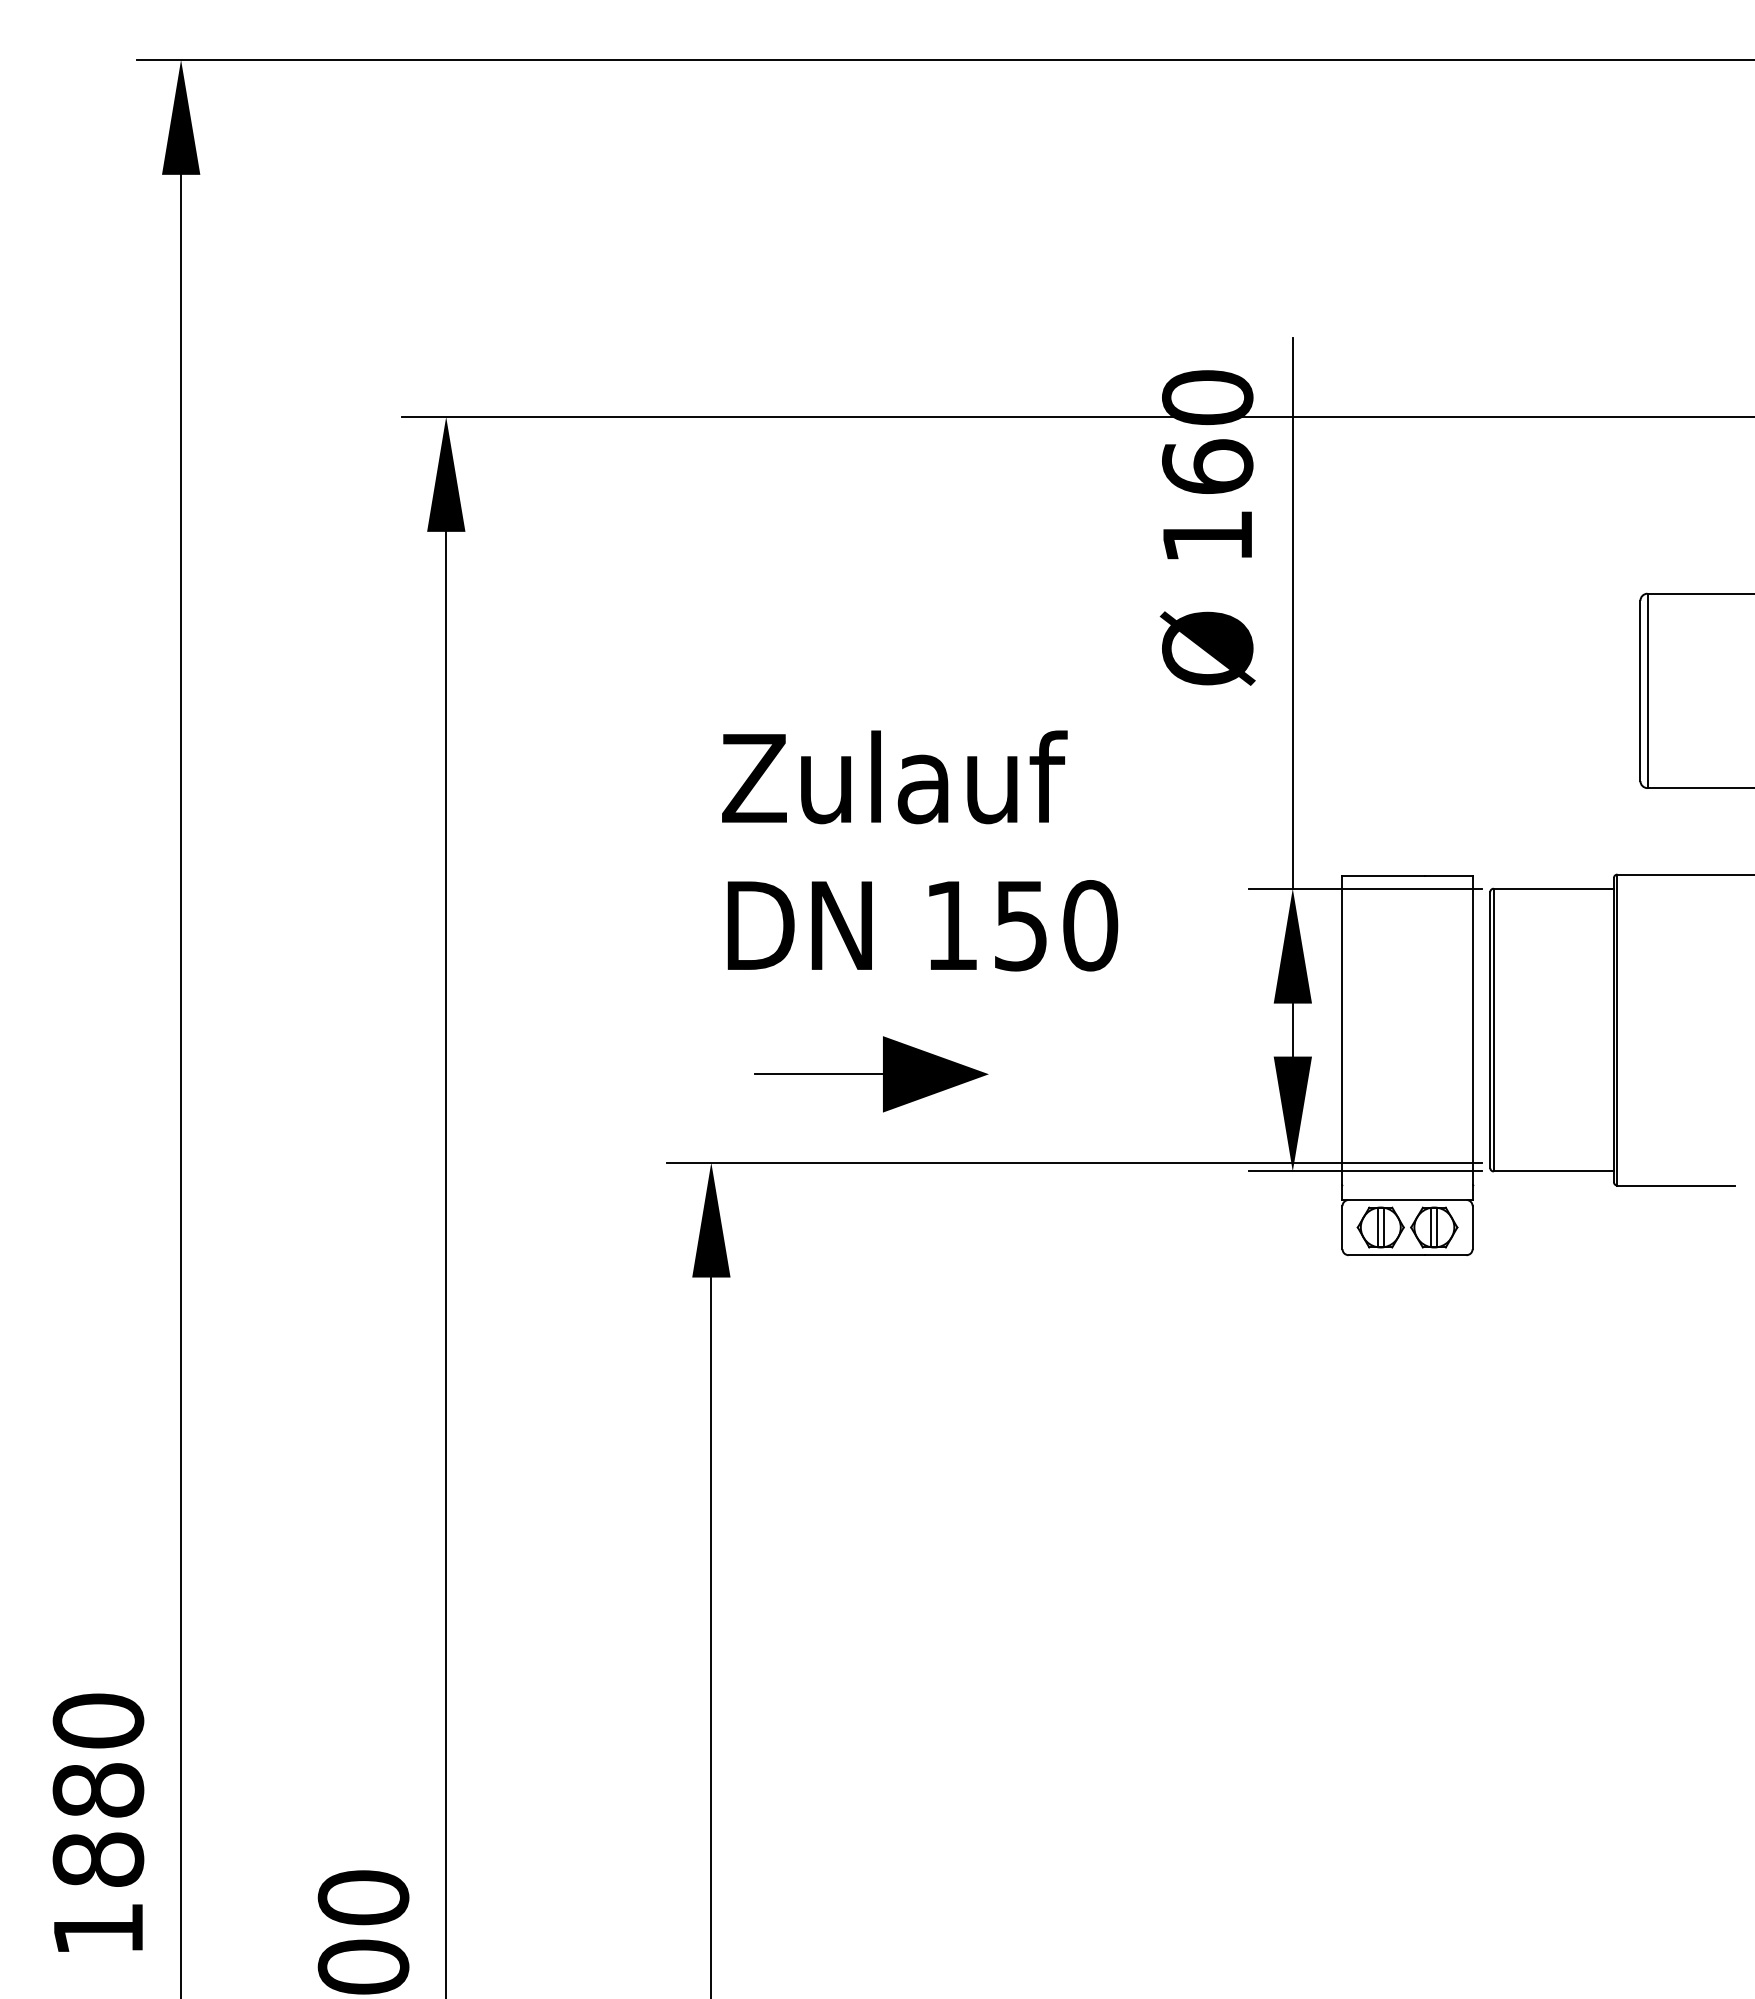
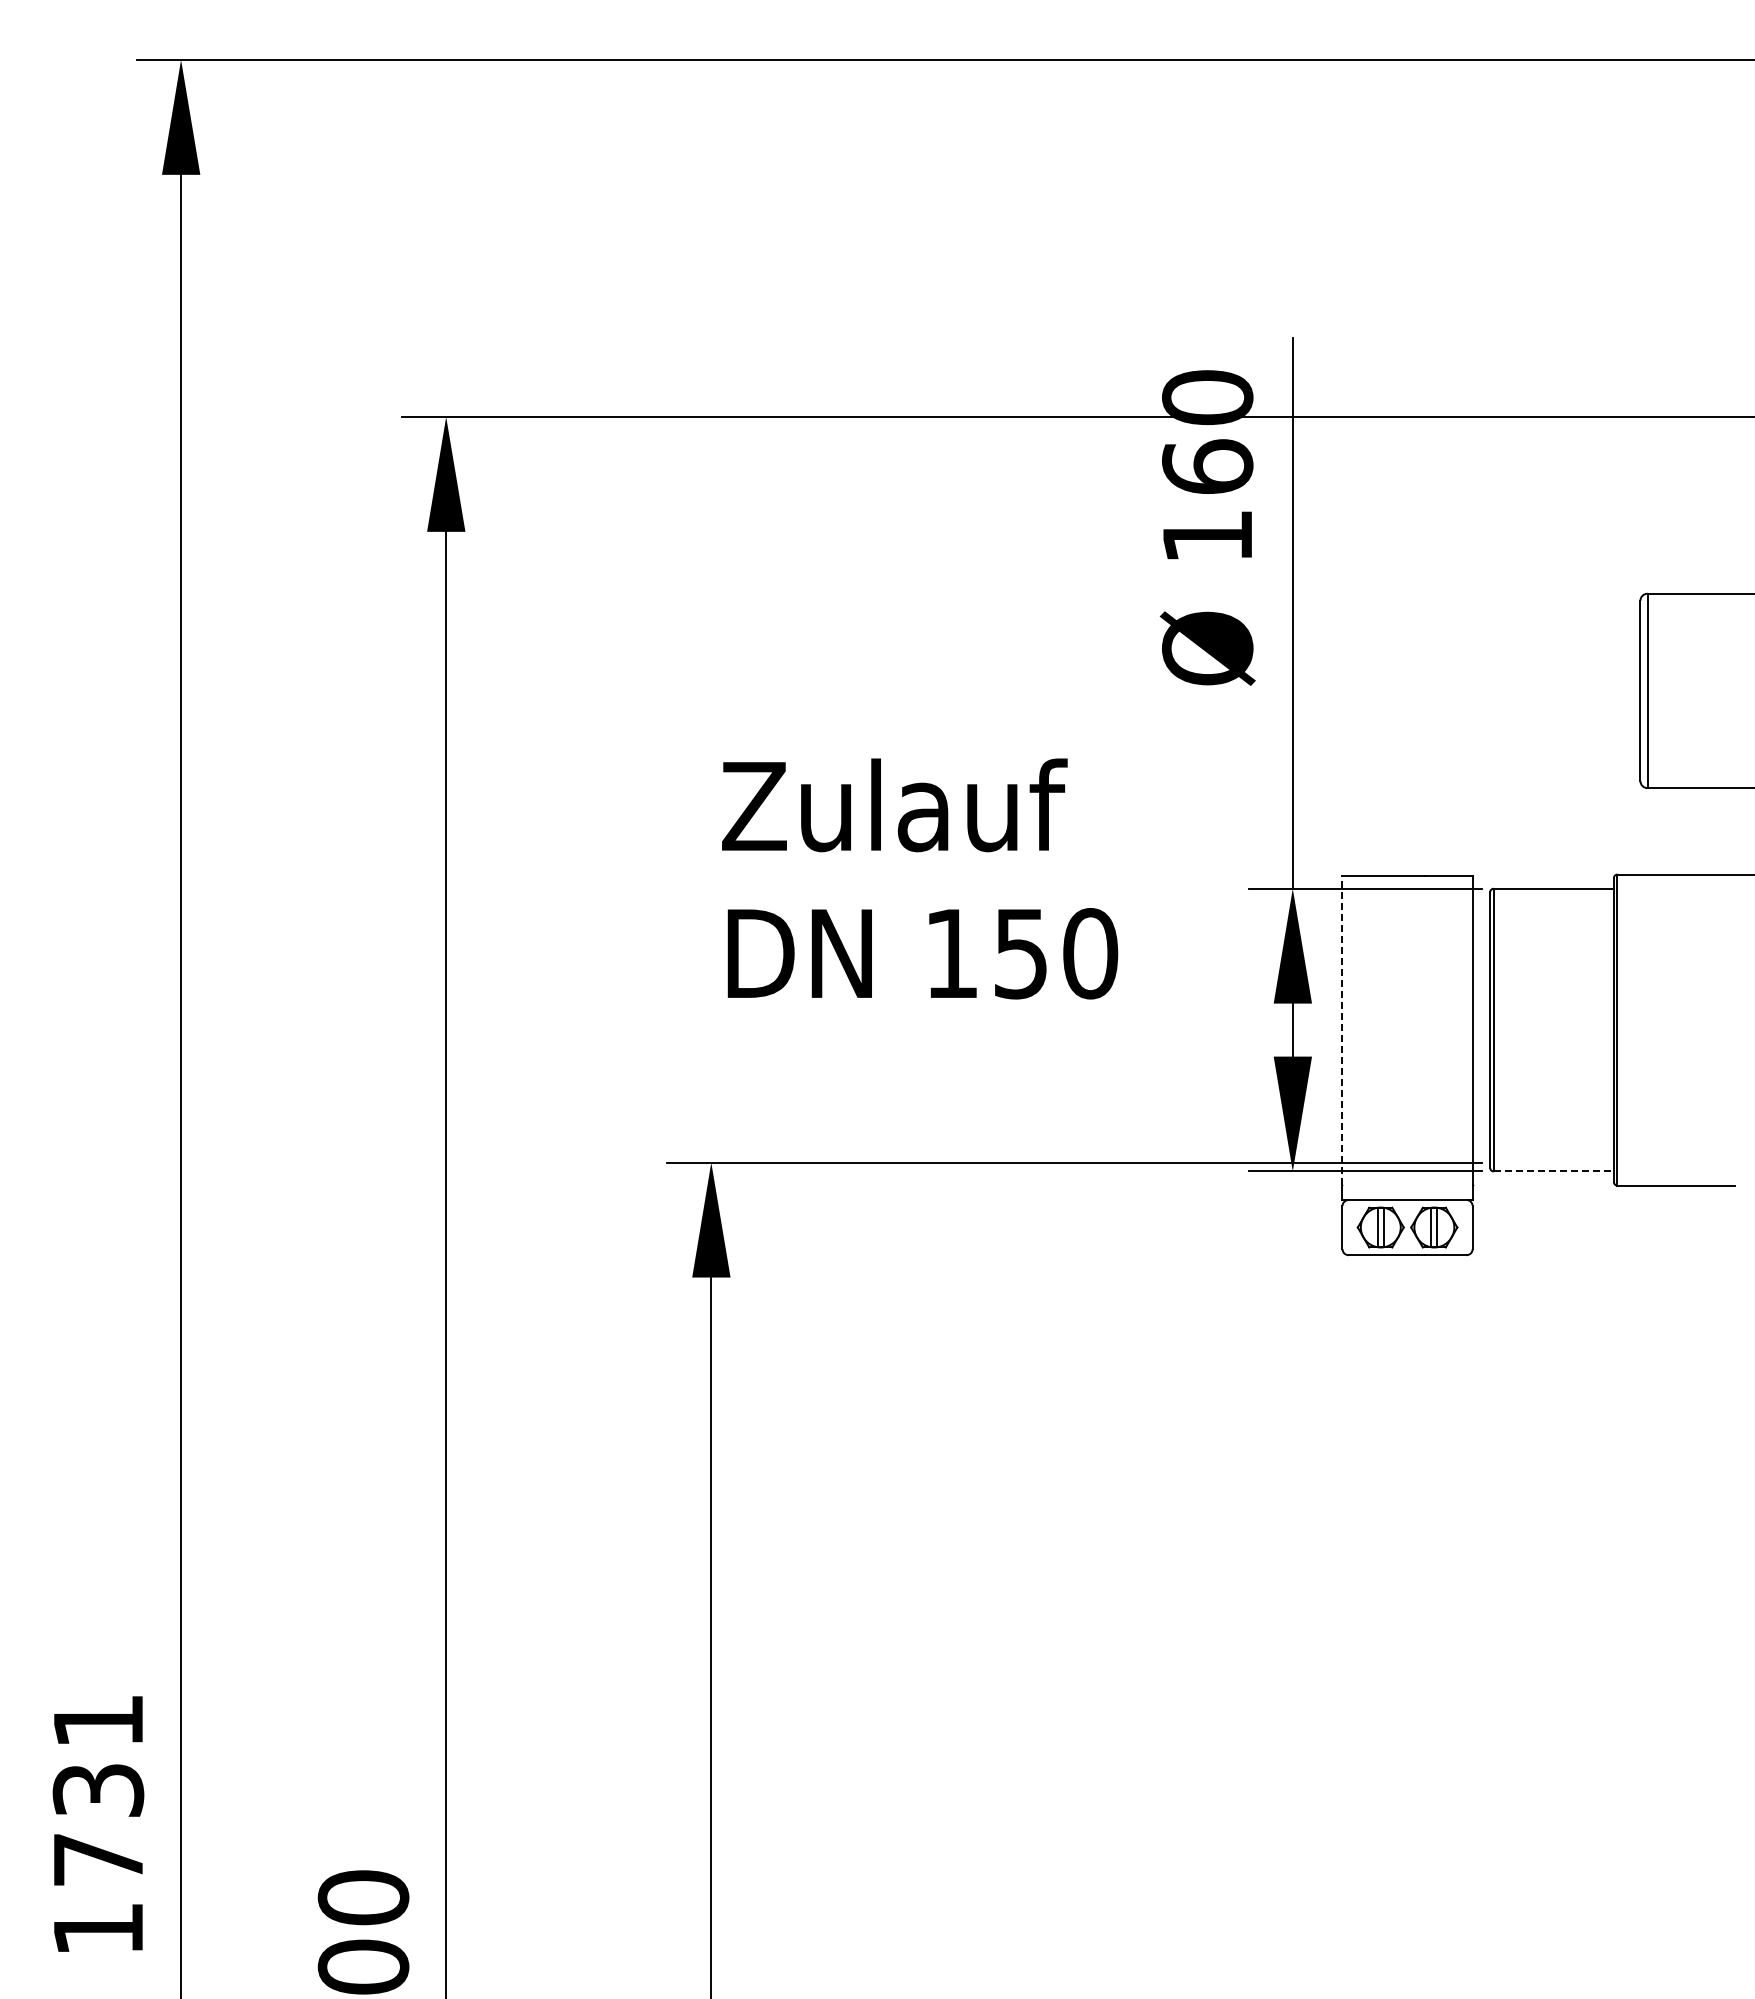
text position: (920, 850) -> (920, 878) (920, 878)
line: solid -> dashed (1342, 1030)
part: present -> none (871, 1074)
line: solid -> dashed (1554, 1171)
text: 1880 -> 1731 (98, 1789)
